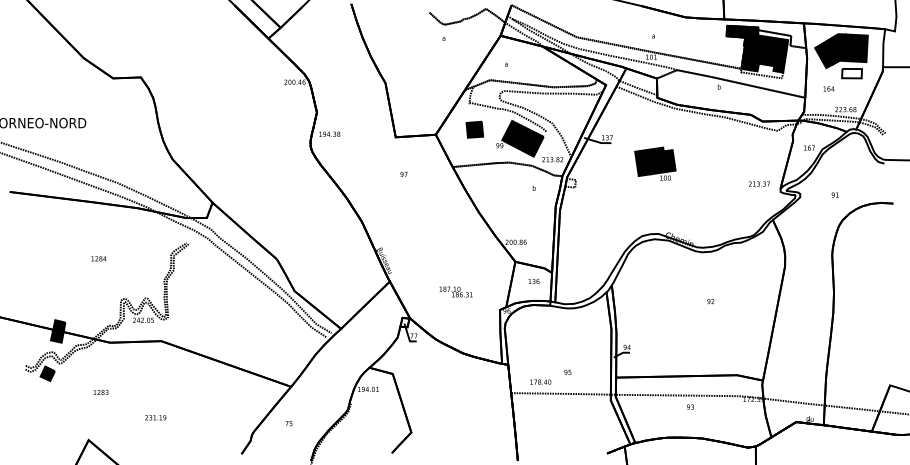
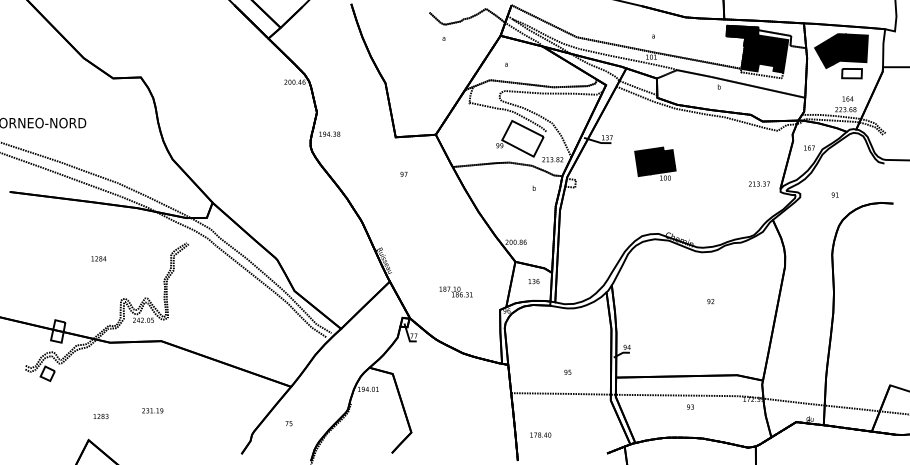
text position: (828, 88) -> (847, 98) (847, 98)
part: present -> none (474, 129)
fill: present -> none (522, 138)
fill: present -> none (58, 331)
fill: present -> none (47, 373)
text position: (540, 381) -> (540, 434) (540, 434)
text position: (100, 391) -> (100, 415) (100, 415)
text position: (155, 417) -> (152, 410) (152, 410)
